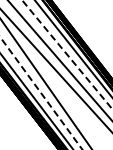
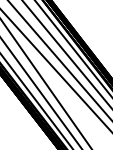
line: dashed -> solid (67, 55)
line: dashed -> solid (41, 93)
